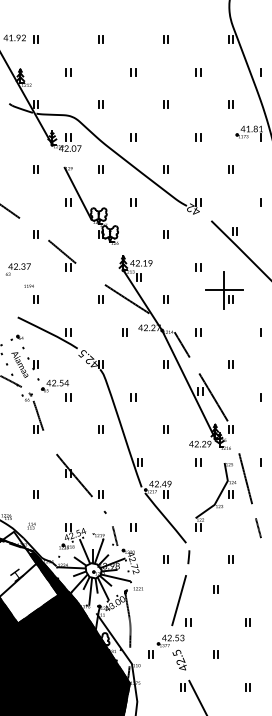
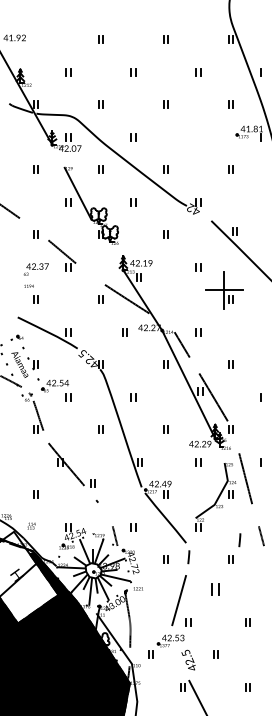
part: present -> none (35, 39)
part: present -> none (198, 137)
line: present -> none (260, 202)
text position: (17, 269) -> (35, 269) (35, 269)
part: present -> none (165, 299)
line: present -> none (260, 332)
part position: (81, 483) -> (73, 472) (73, 472)
line position: (258, 528) -> (261, 536) (261, 536)
line: none -> present (239, 540)
part size: 6x9 px -> 9x13 px (215, 589)
text position: (179, 659) -> (188, 659) (188, 659)
